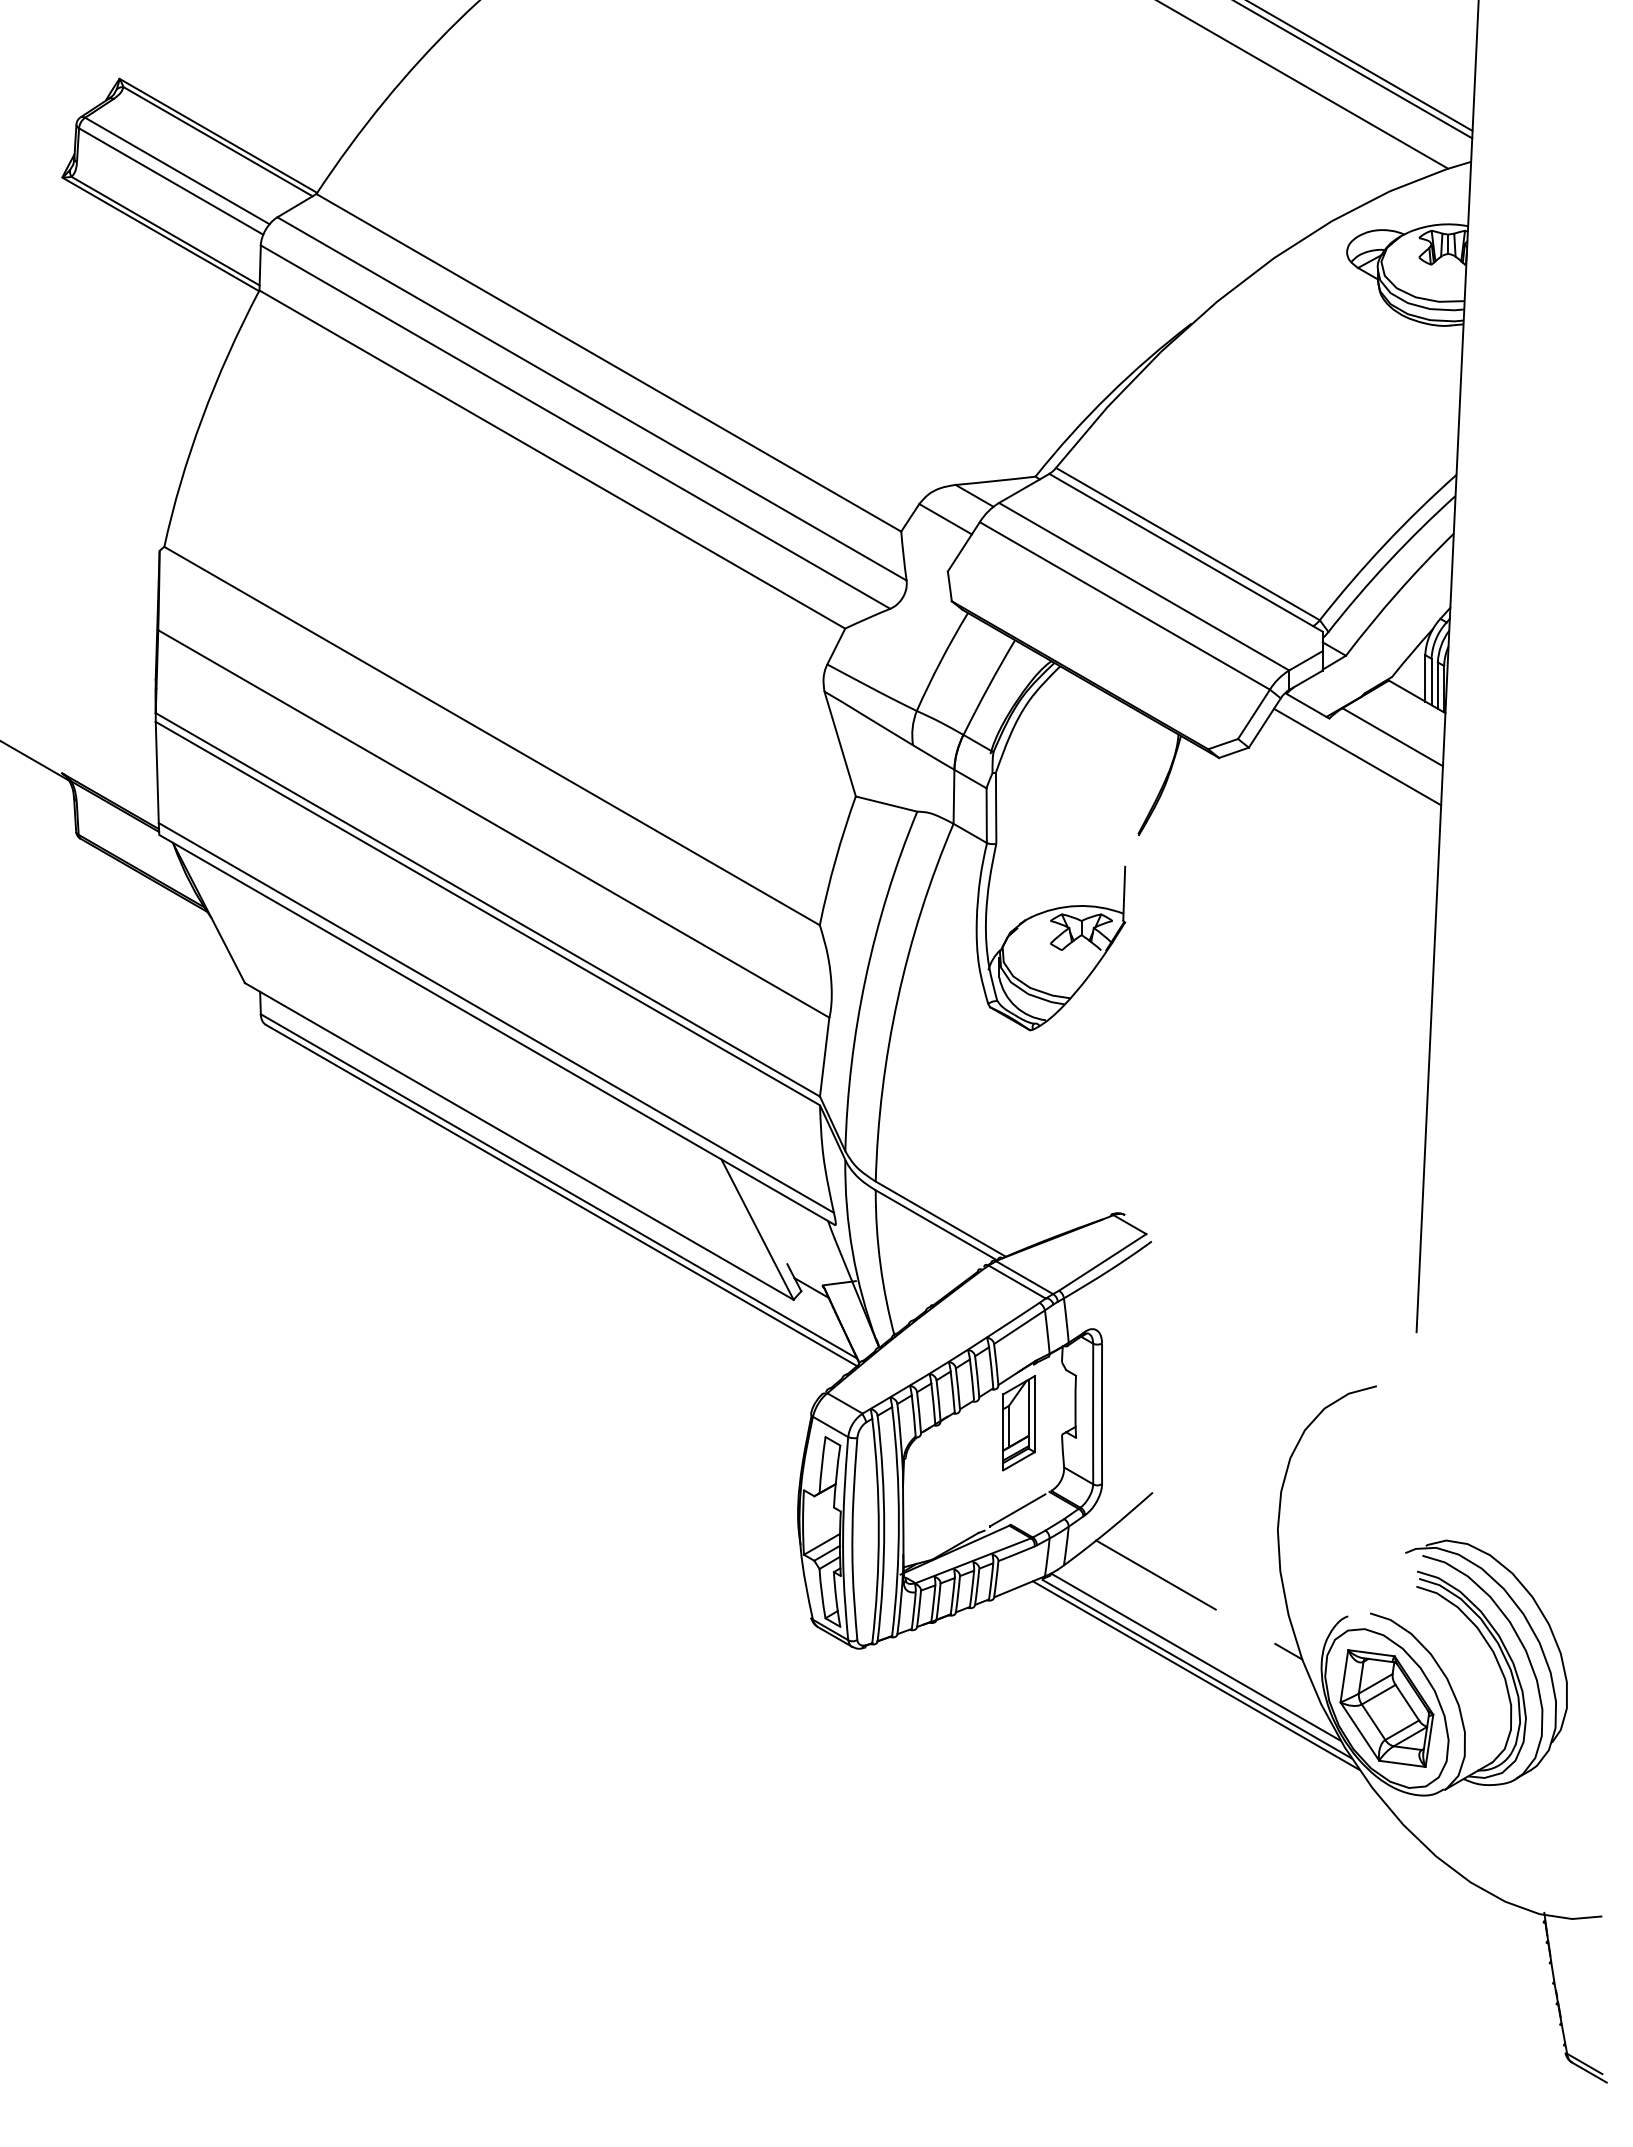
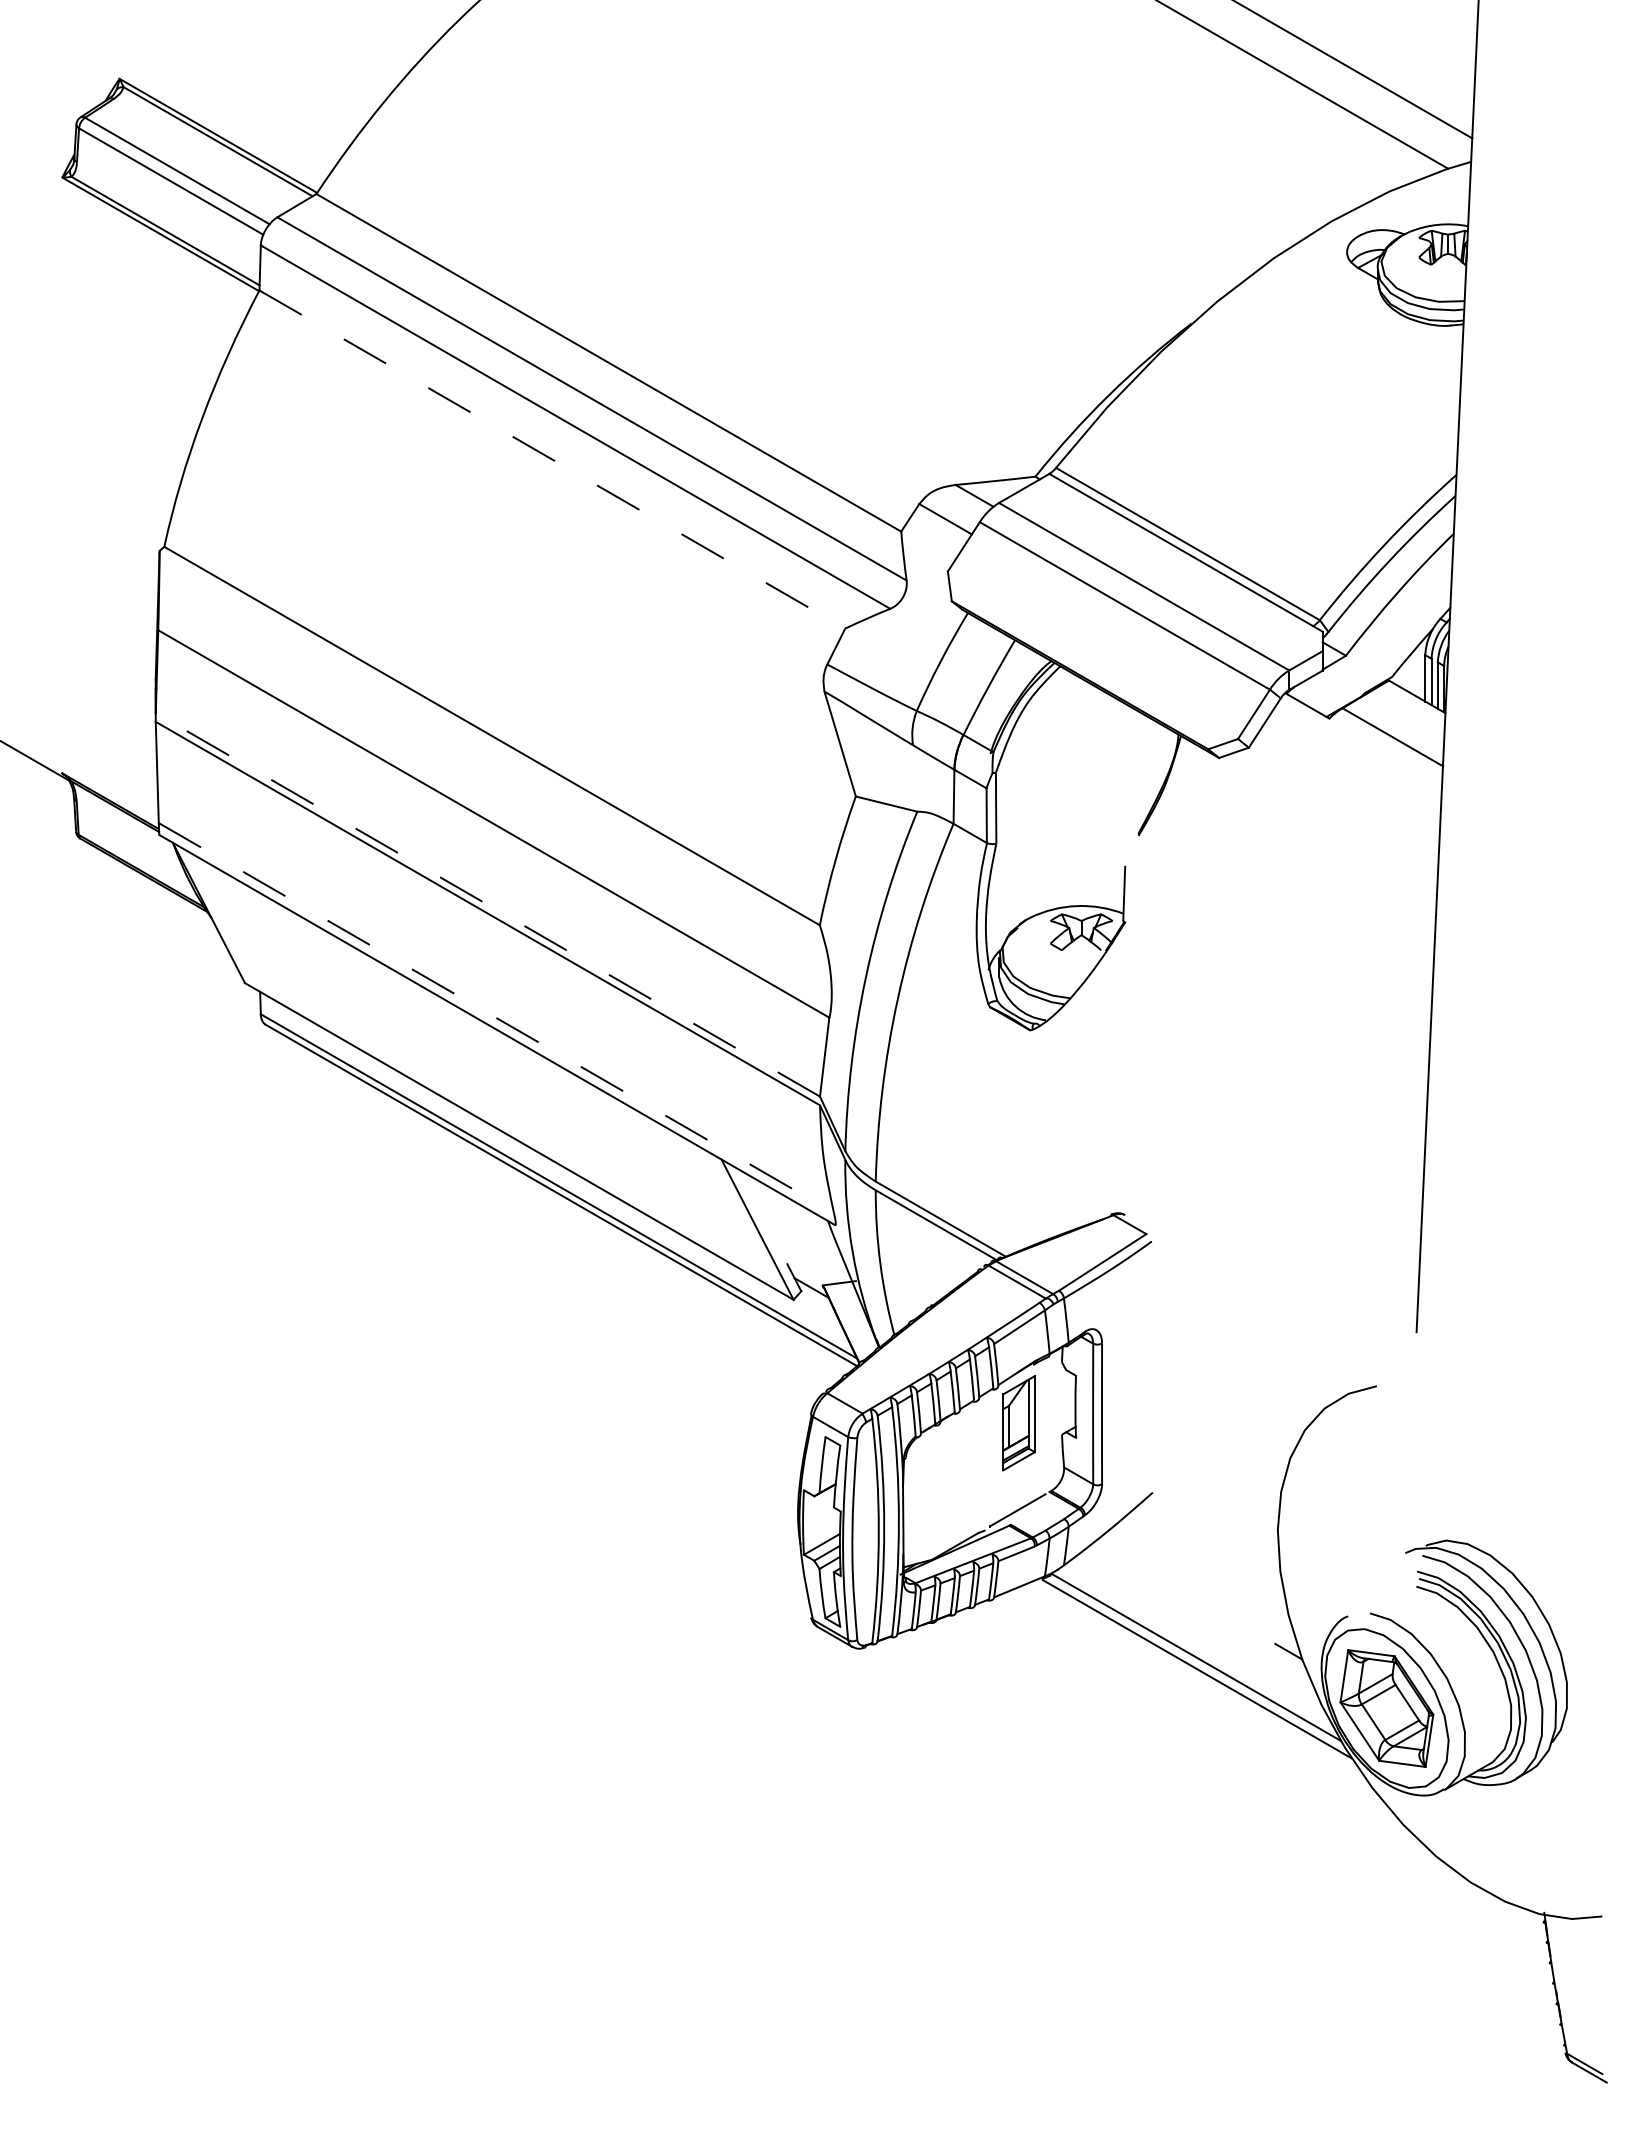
line: present -> none (1360, 66)
line: solid -> dashed (552, 459)
line: present -> none (1357, 756)
line: solid -> dashed (487, 904)
line: solid -> dashed (496, 1017)
line: present -> none (1155, 1574)
line: present -> none (1195, 1675)
